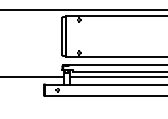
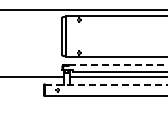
line: solid -> dashed (118, 65)
line: solid -> dashed (106, 84)
